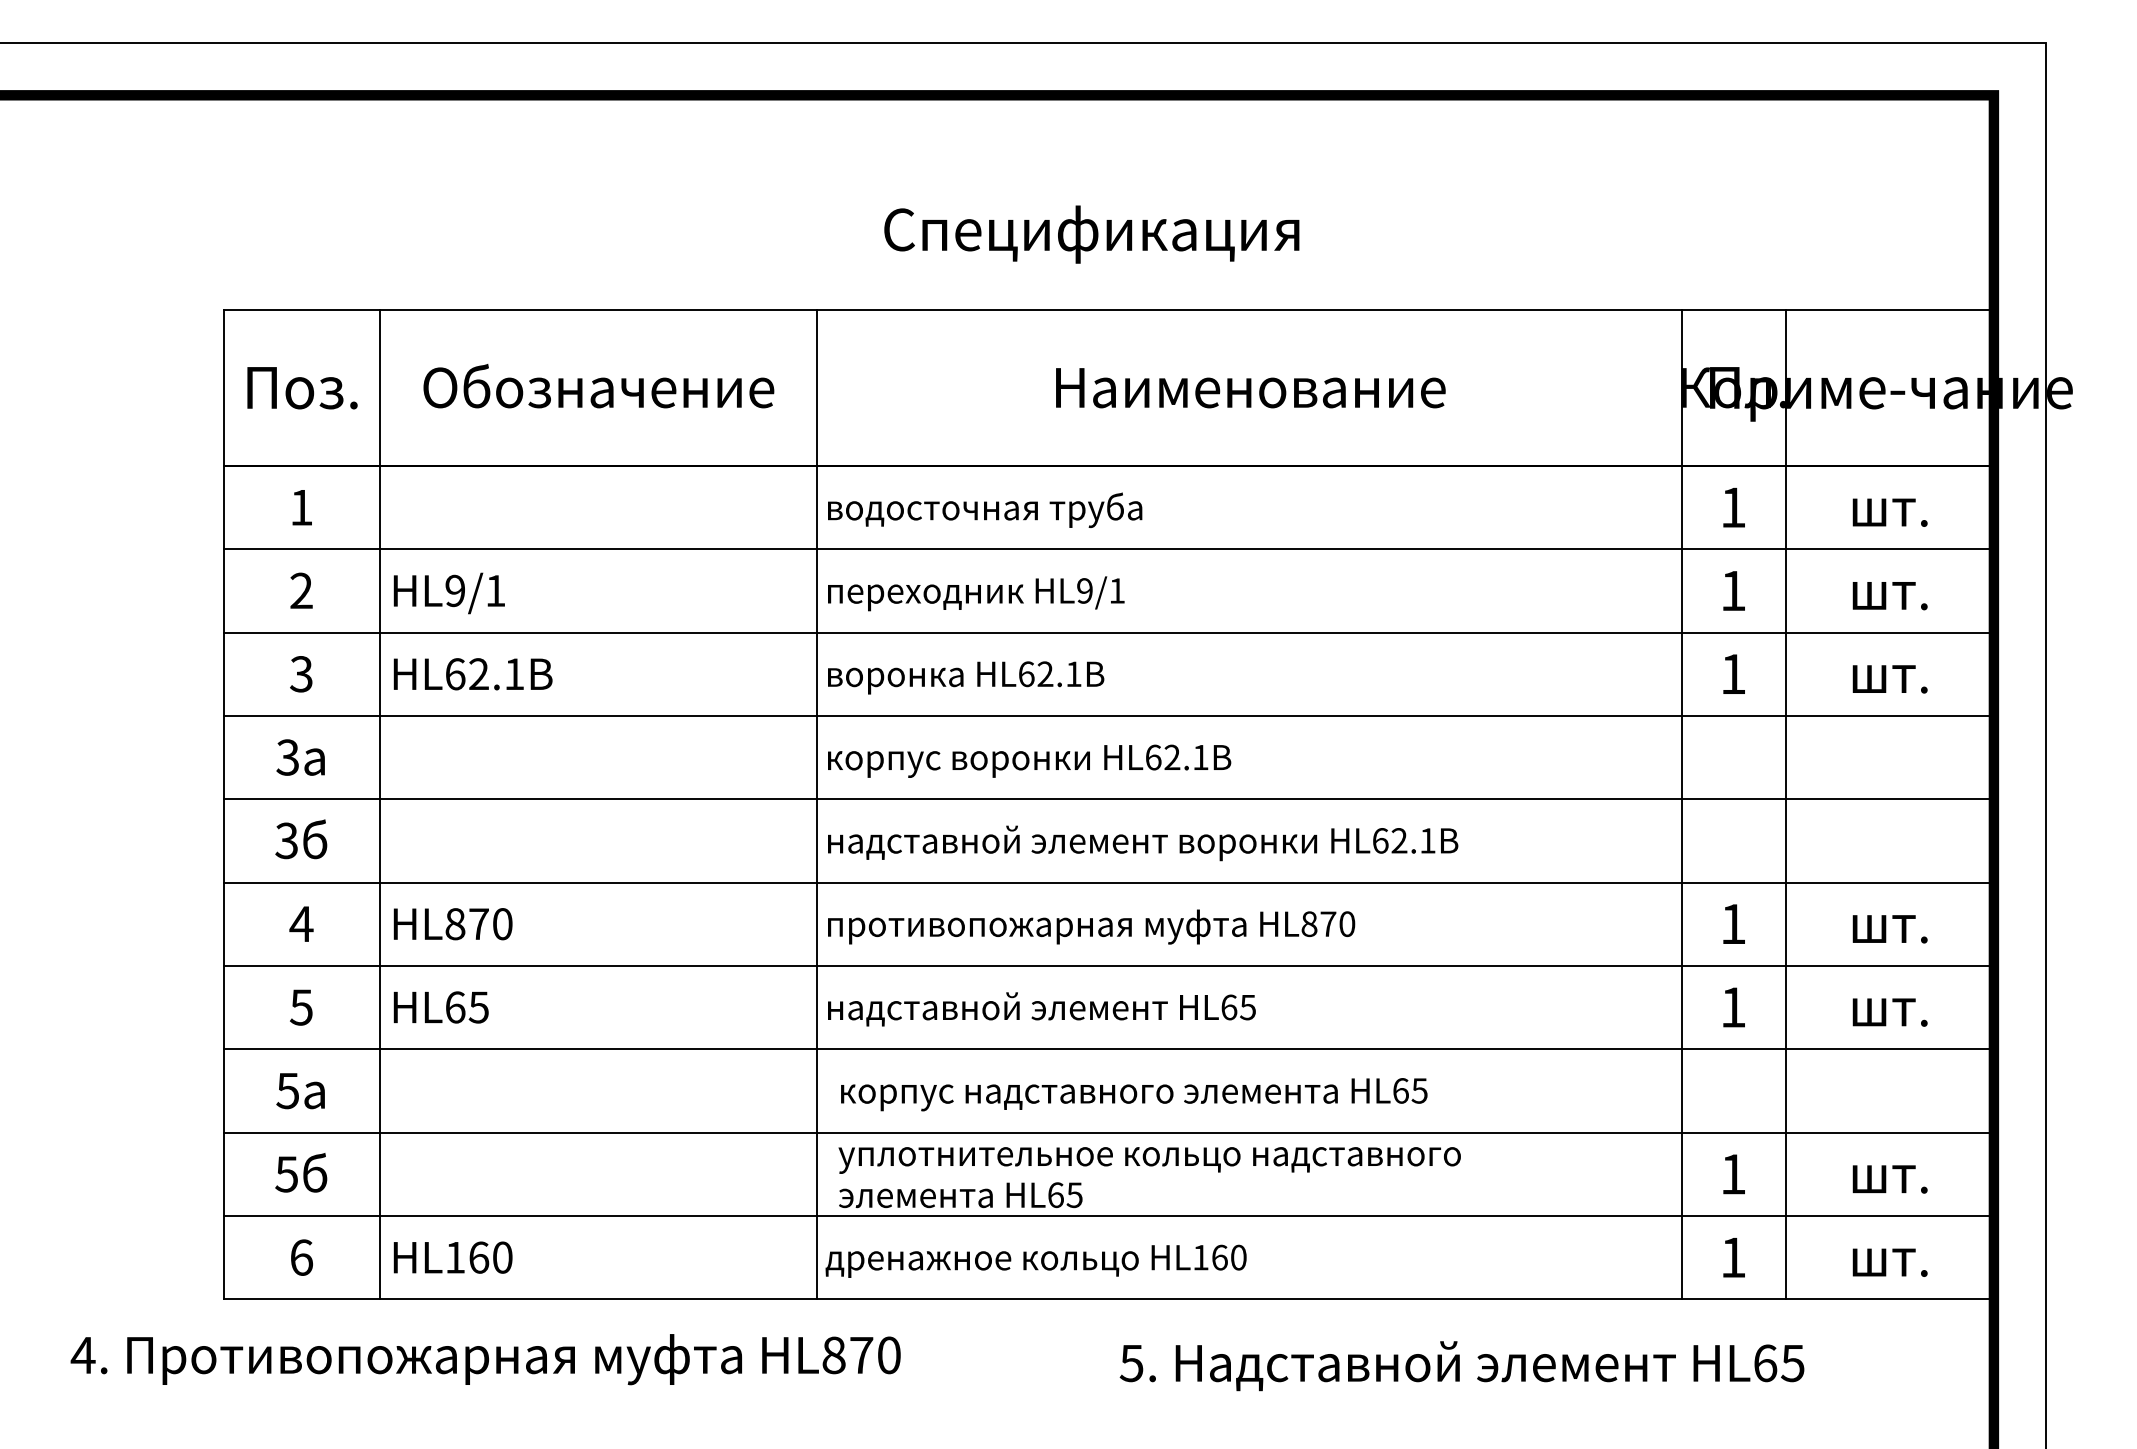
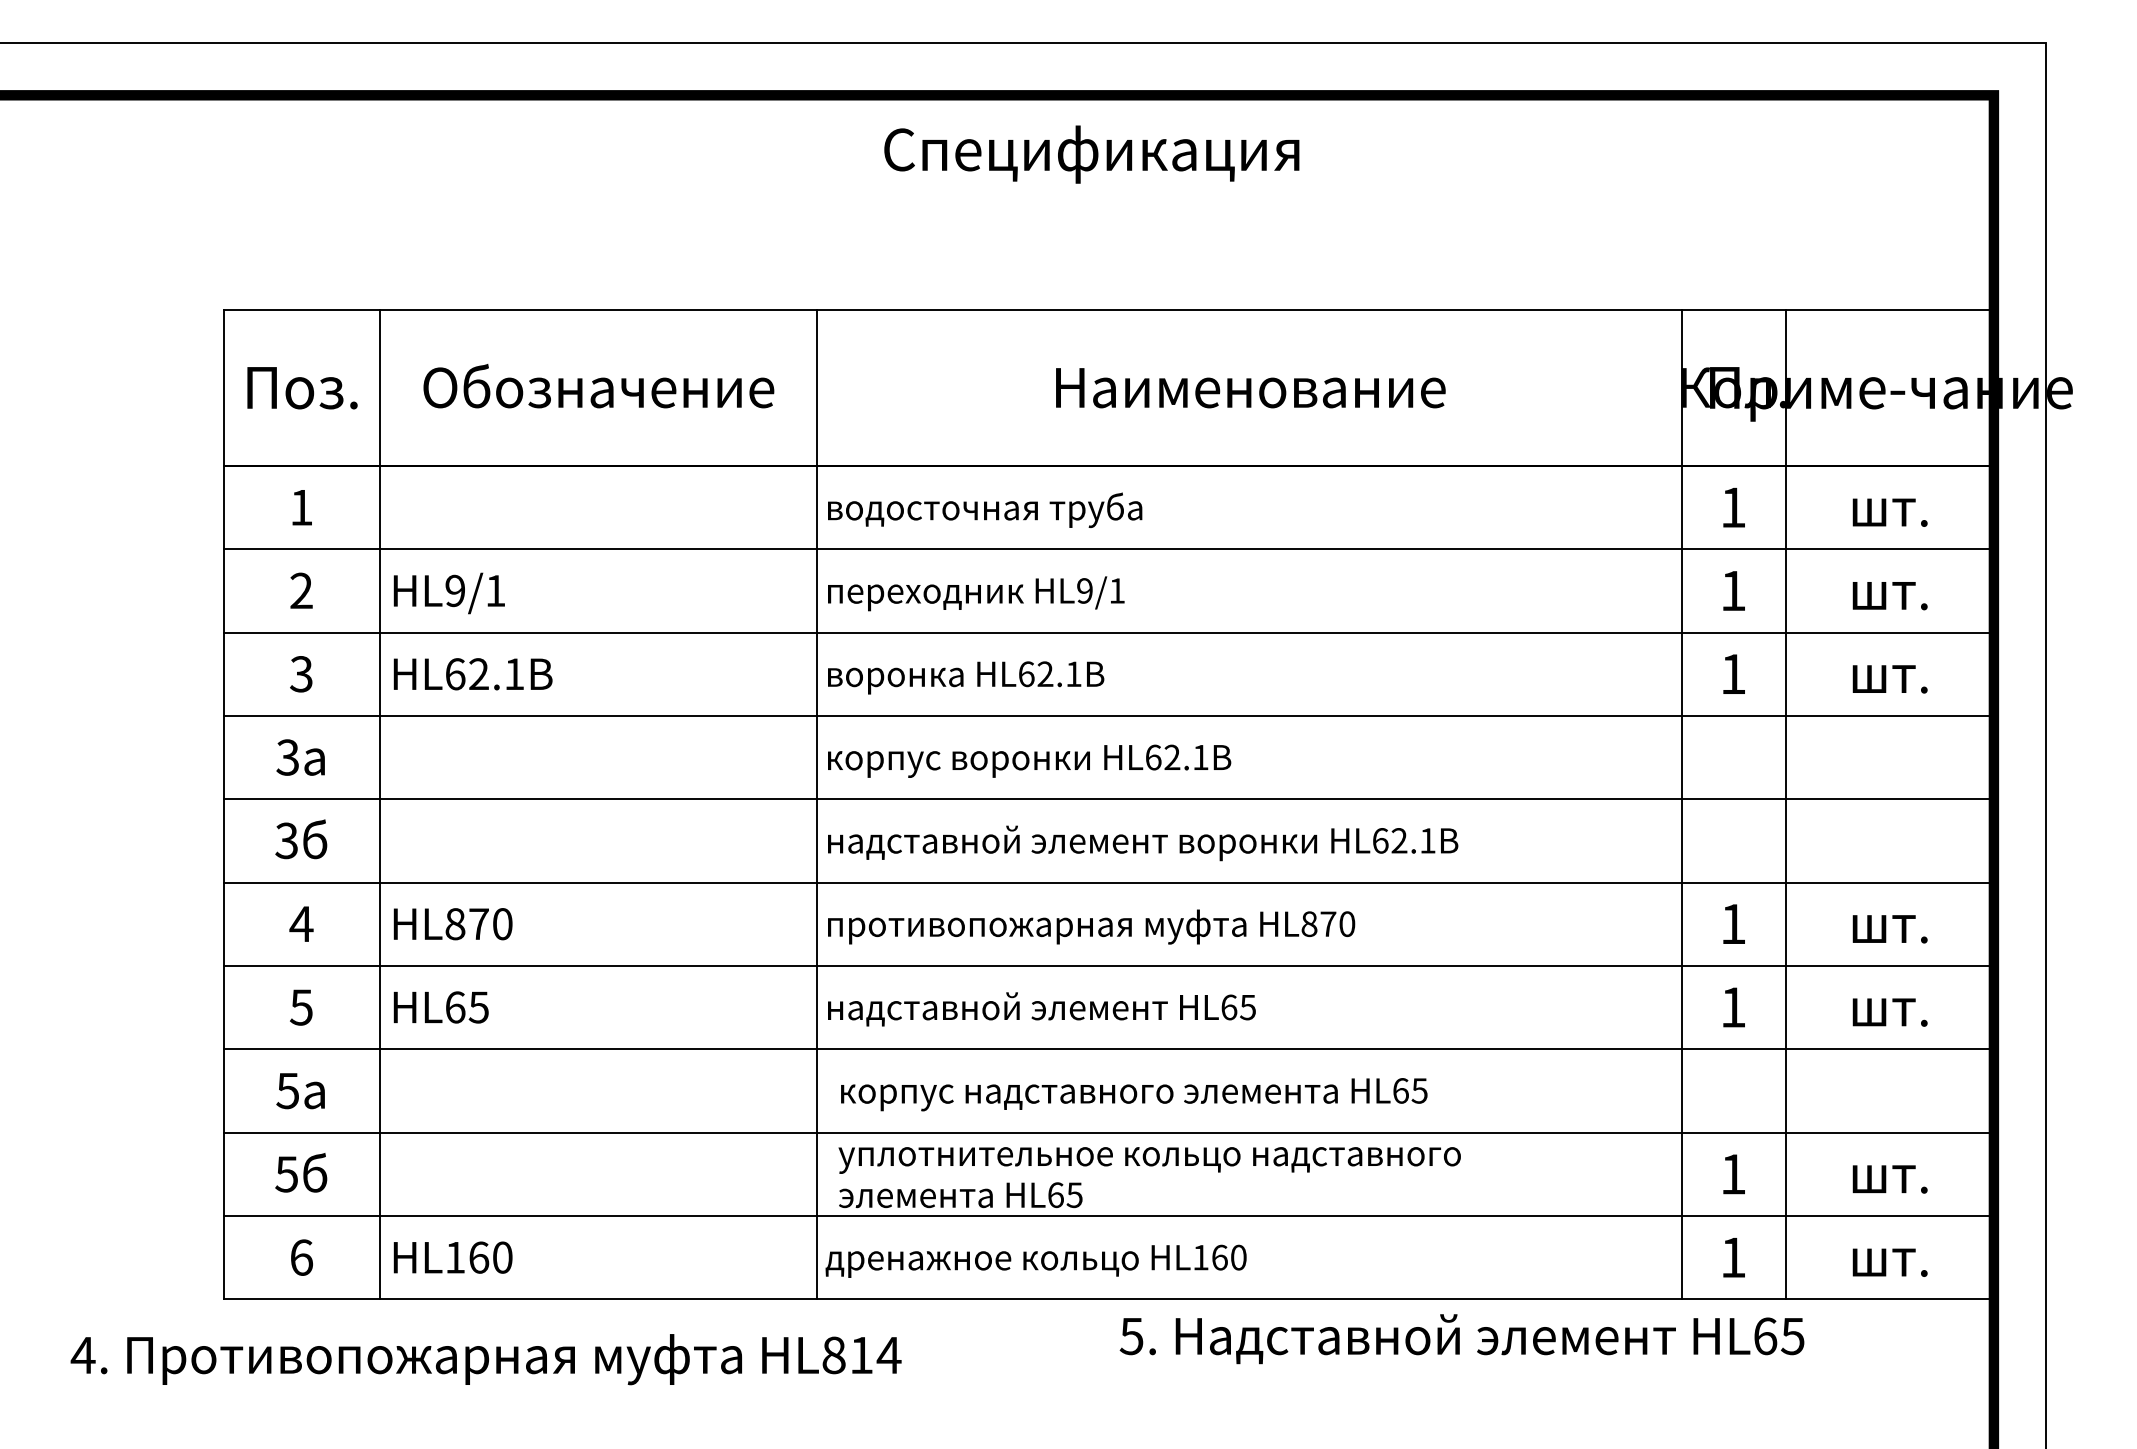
text position: (1091, 234) -> (1091, 154) (1091, 154)
text: HL870 -> HL814 (875, 1355)
text position: (1461, 1366) -> (1461, 1339) (1461, 1339)
